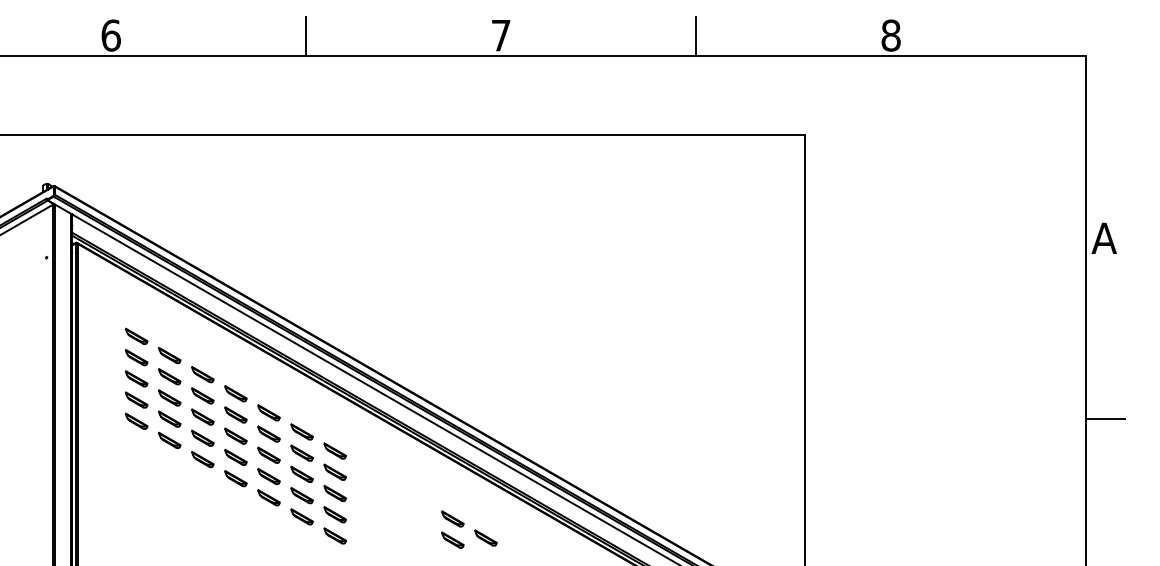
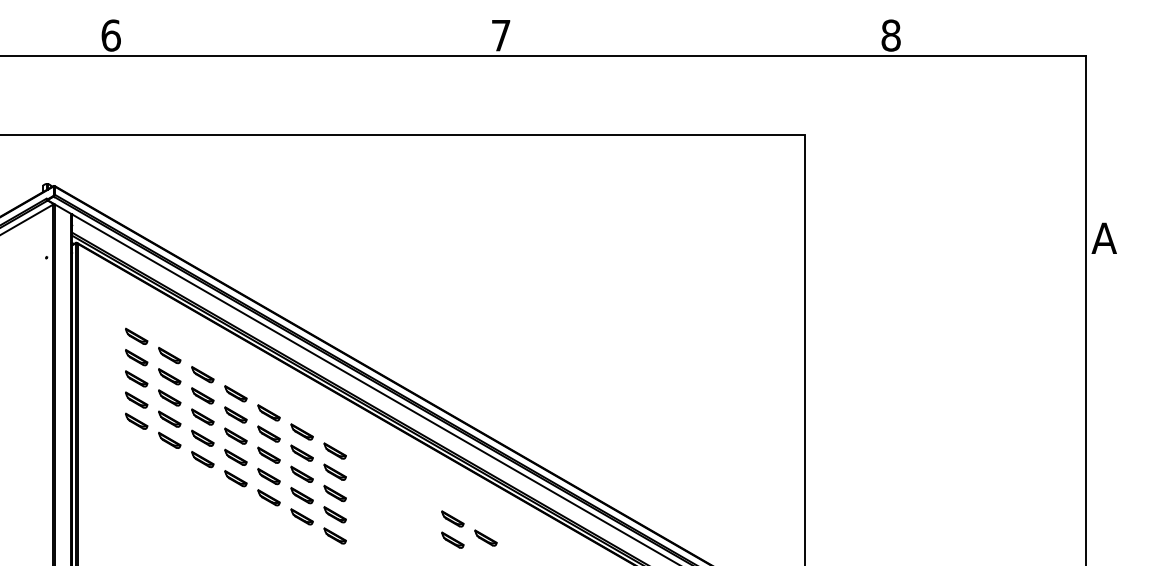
line: present -> none (306, 35)
line: present -> none (696, 35)
line: present -> none (1105, 418)
